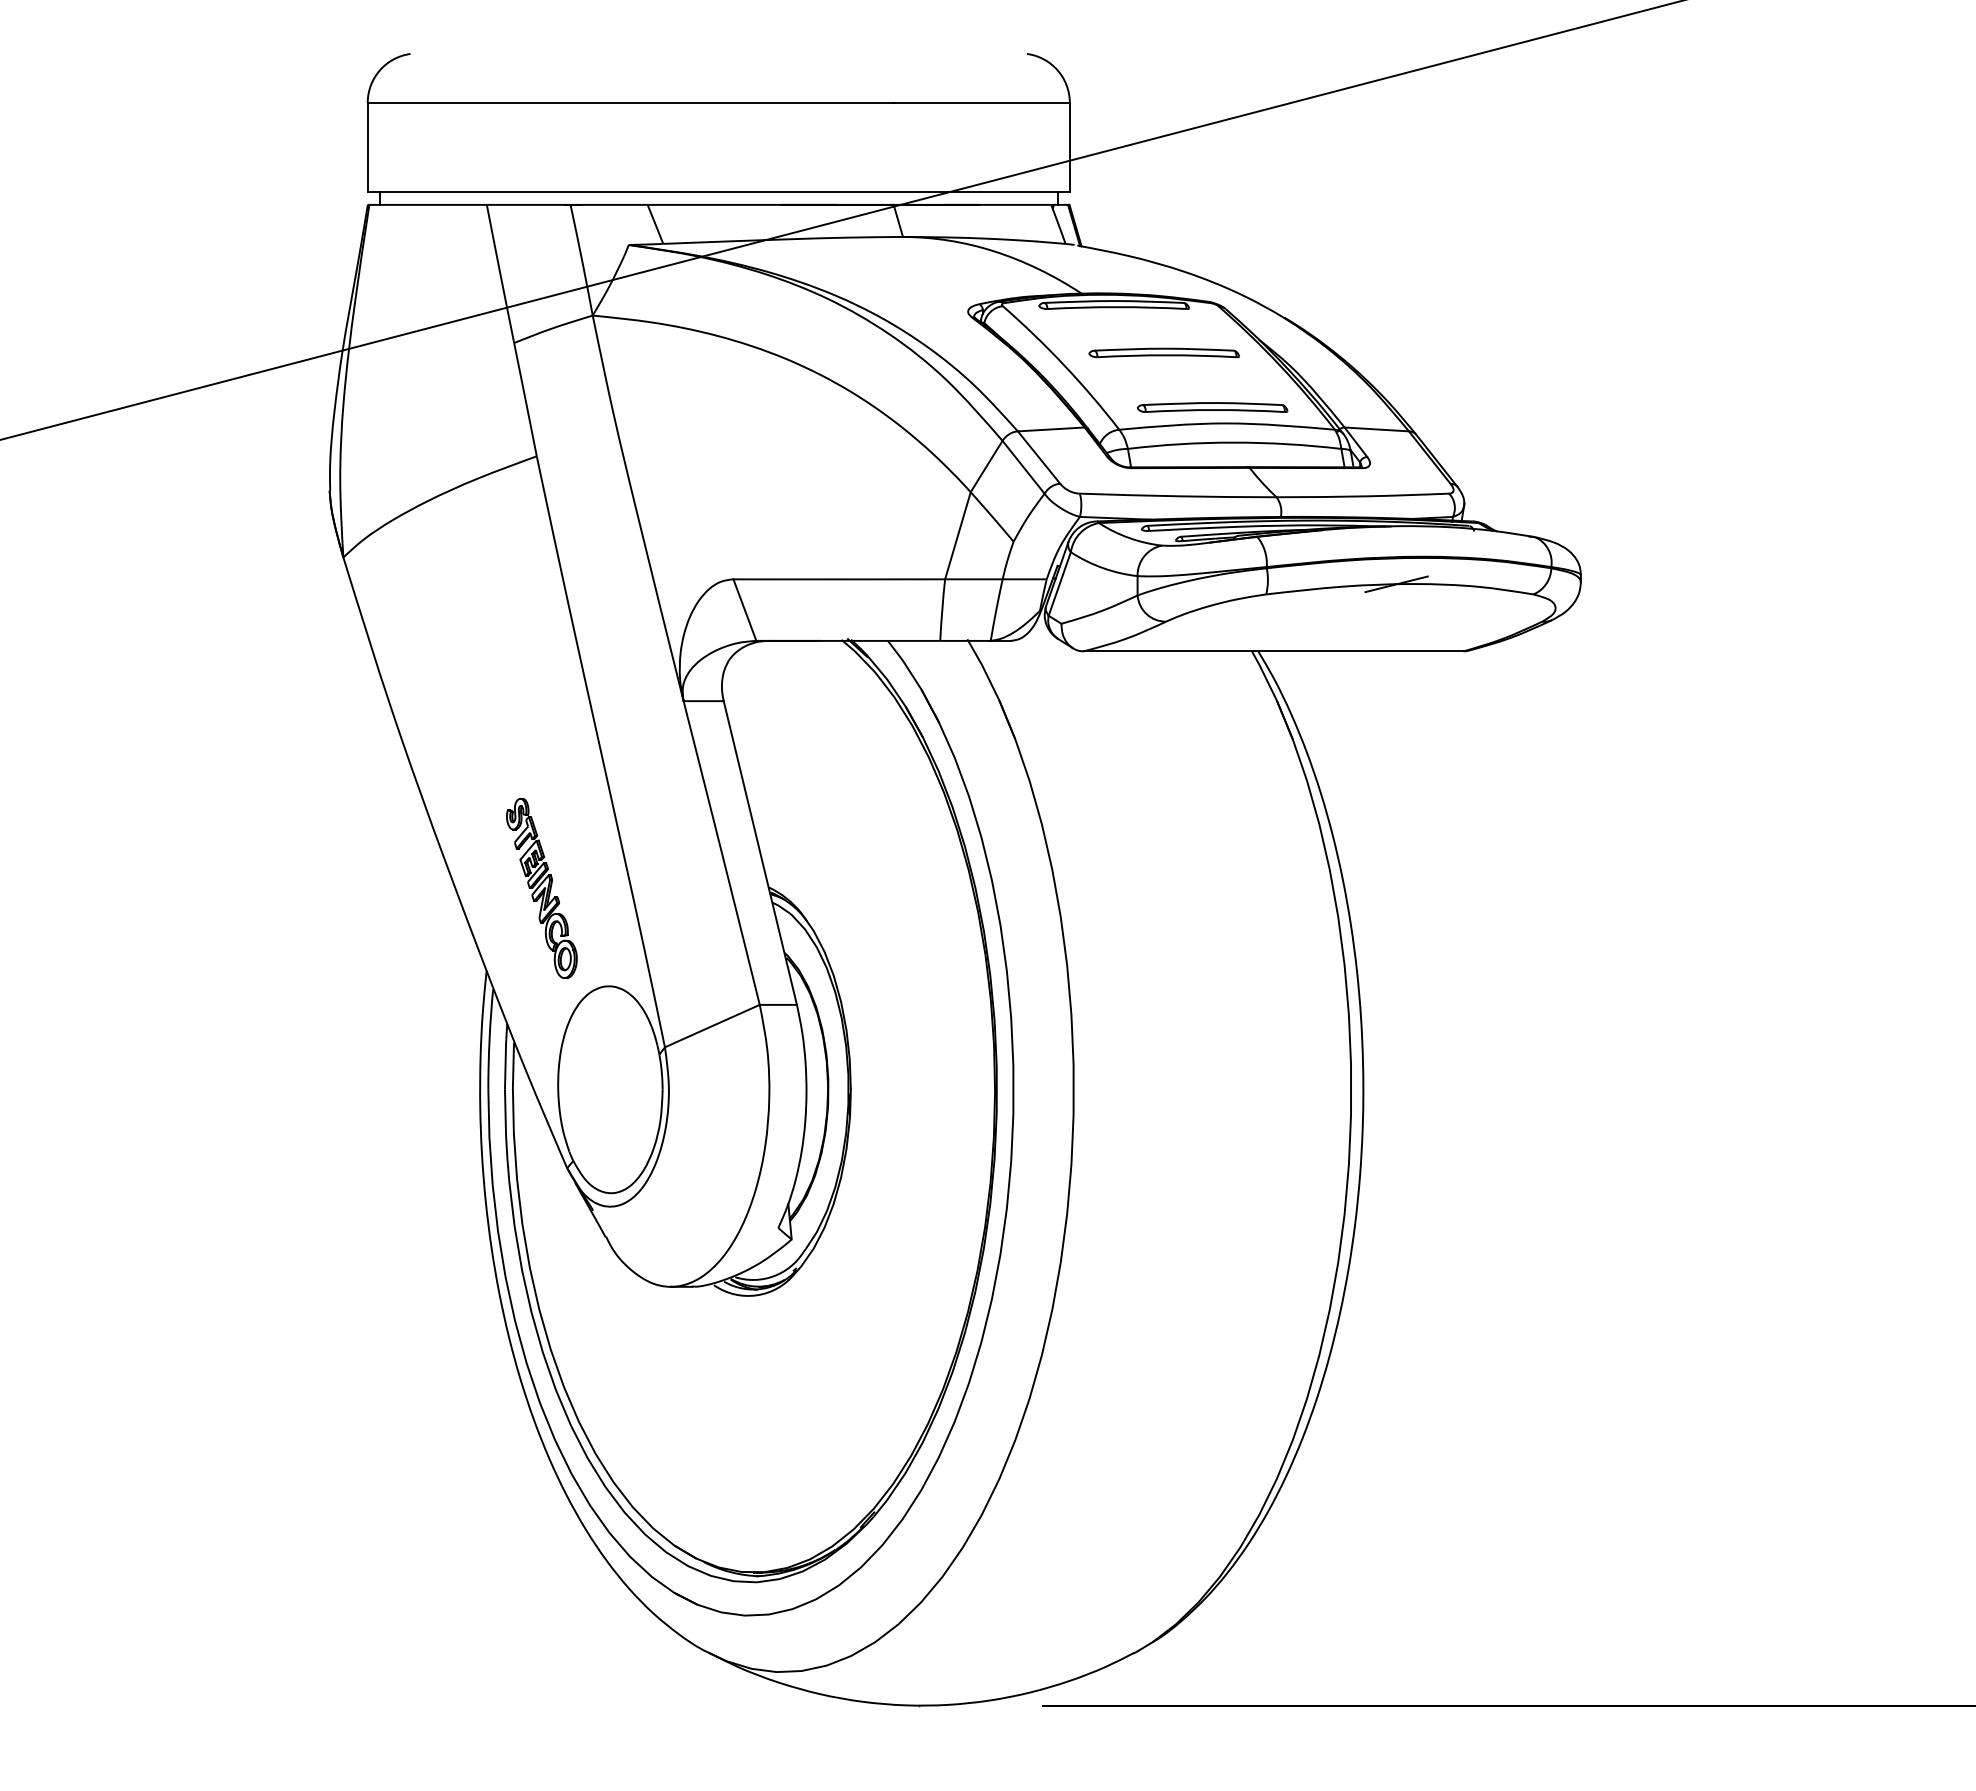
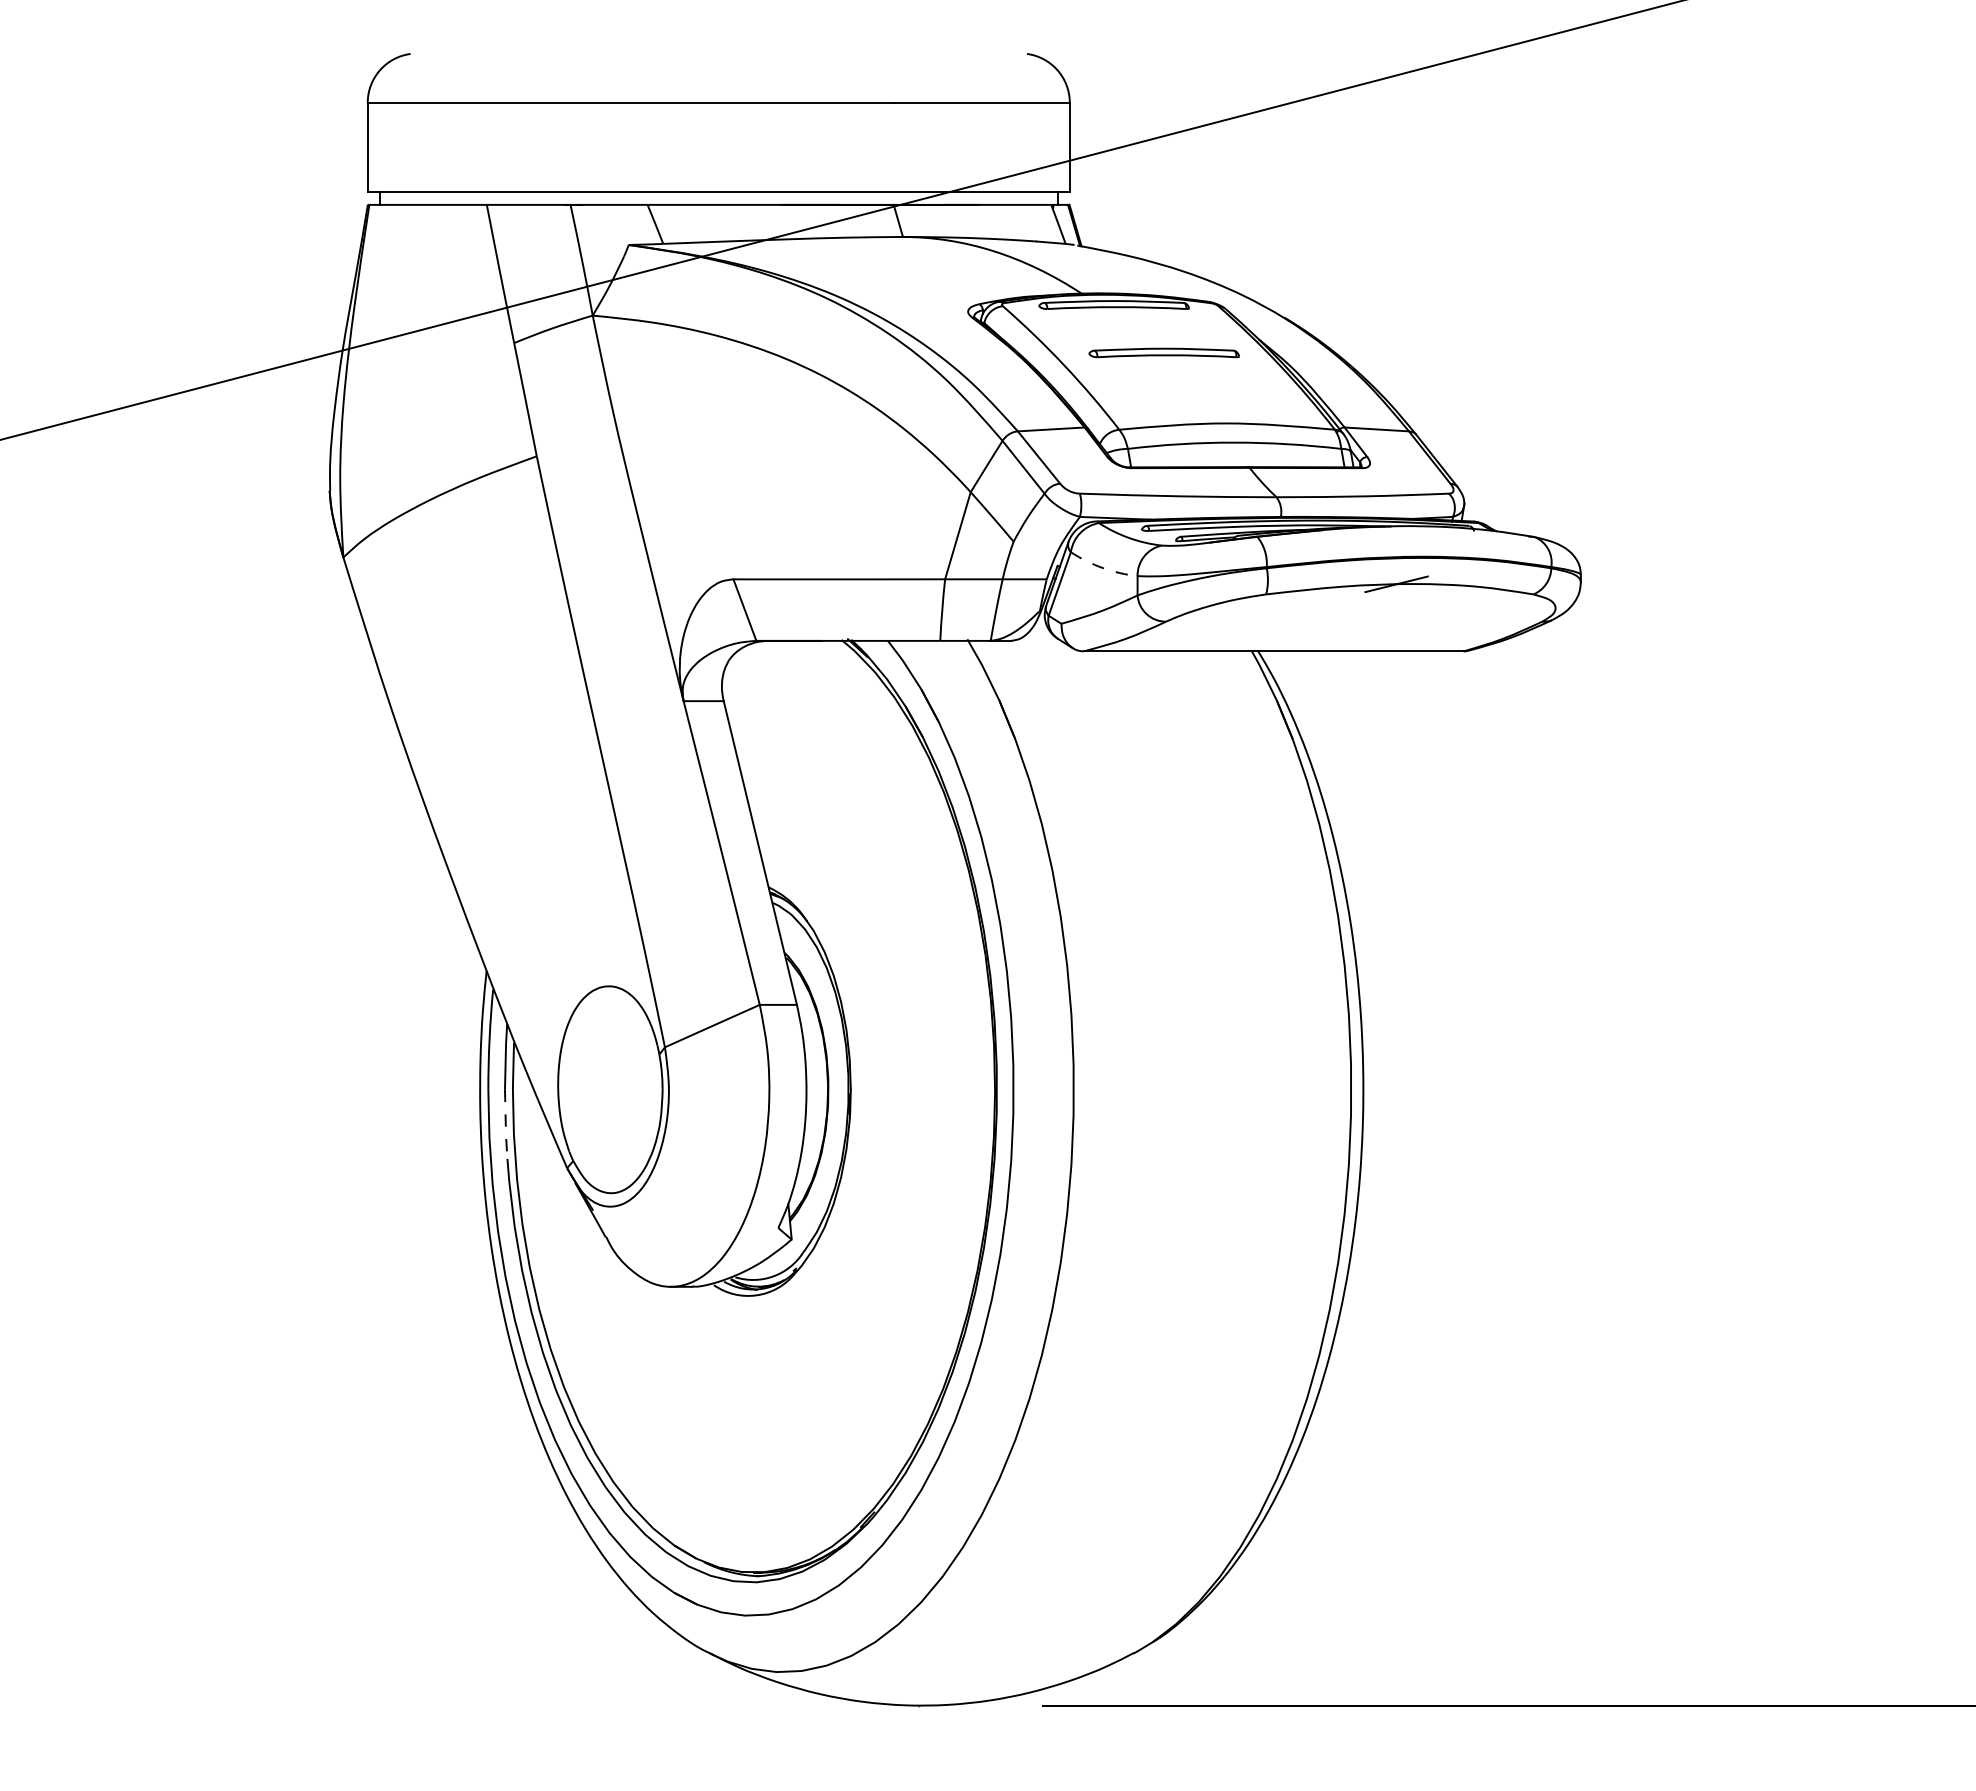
part: present -> none (1212, 407)
arc: solid -> dashed (1102, 568)
part: present -> none (541, 888)
line: solid -> dashed (505, 1125)
